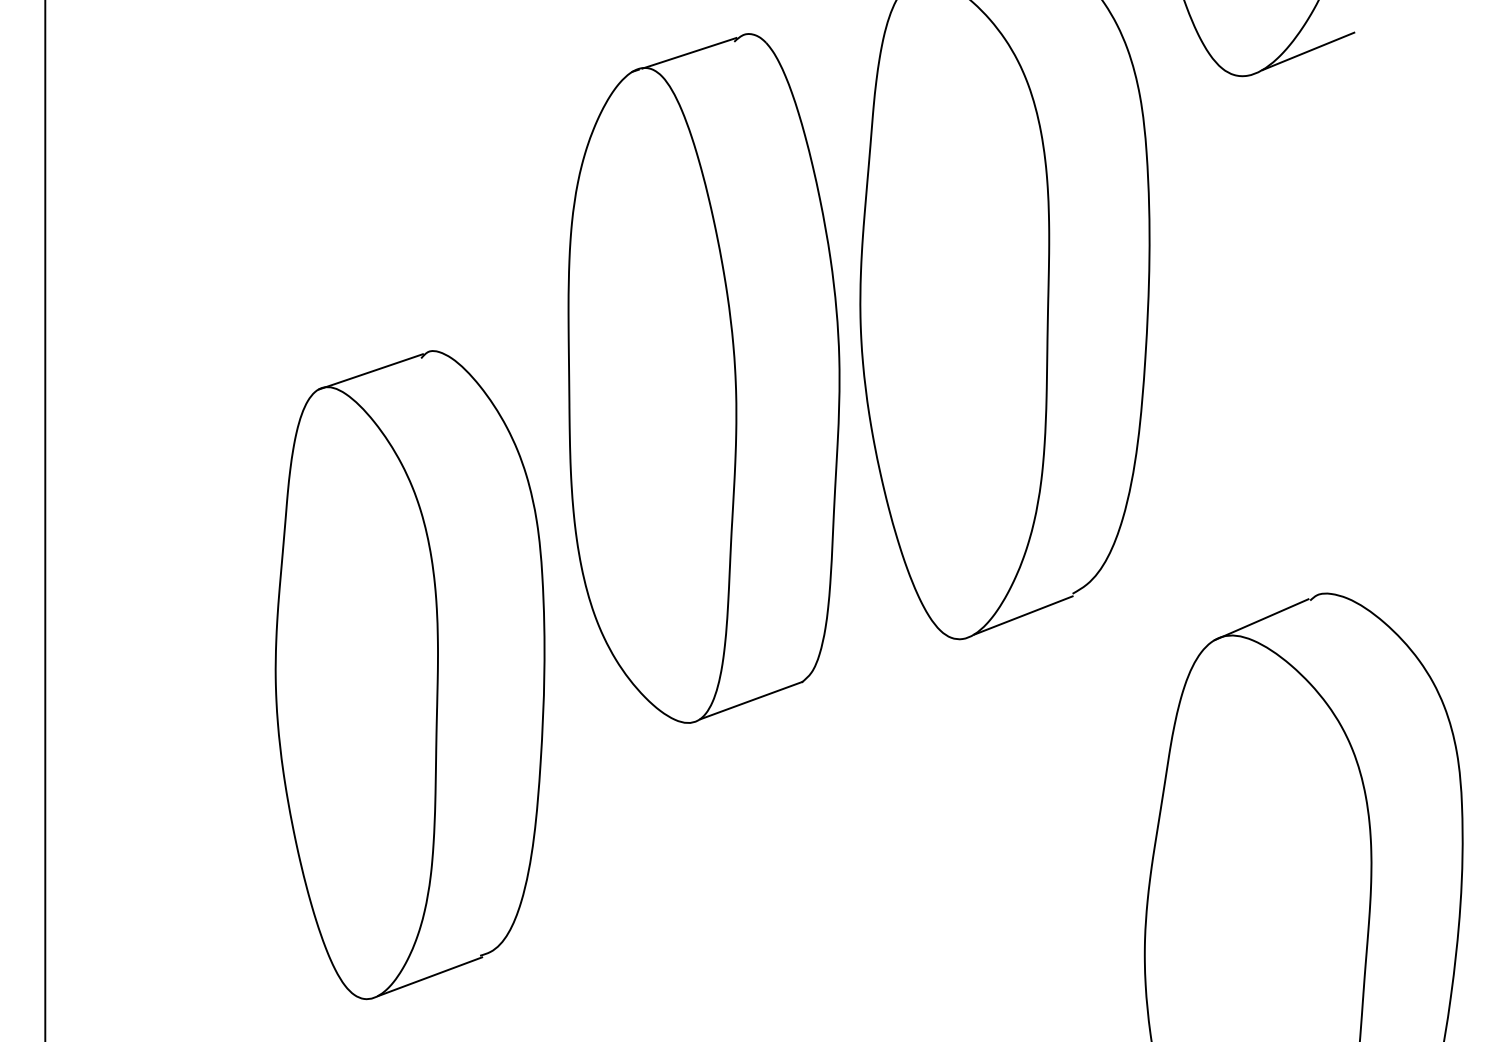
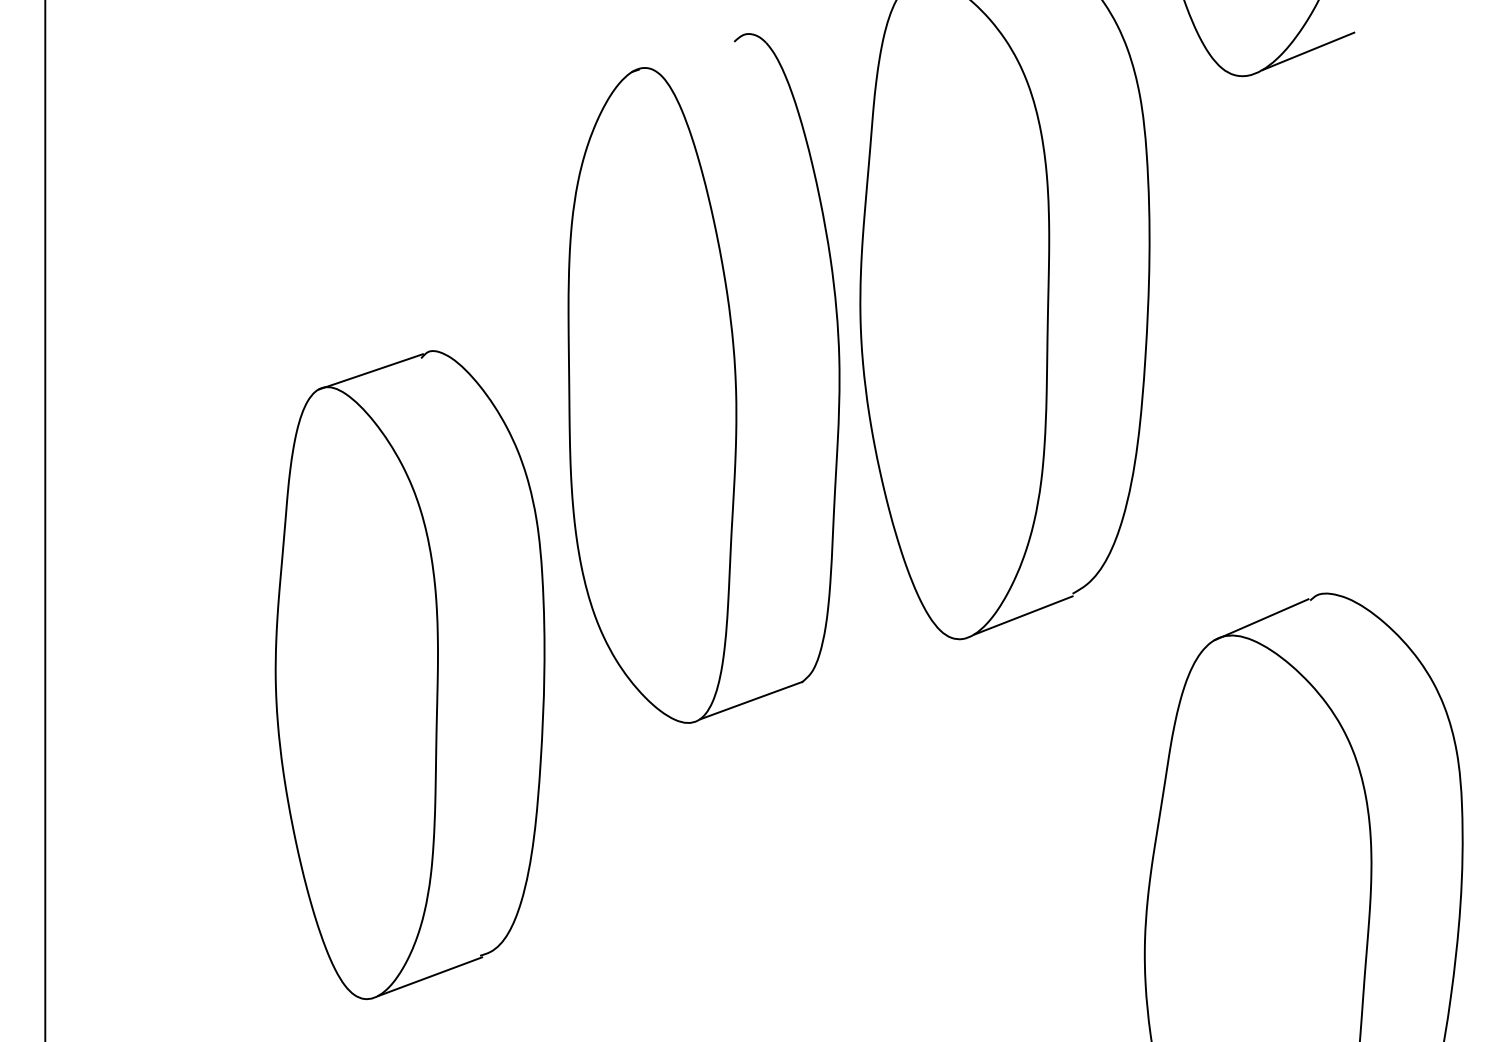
line: present -> none (689, 53)
